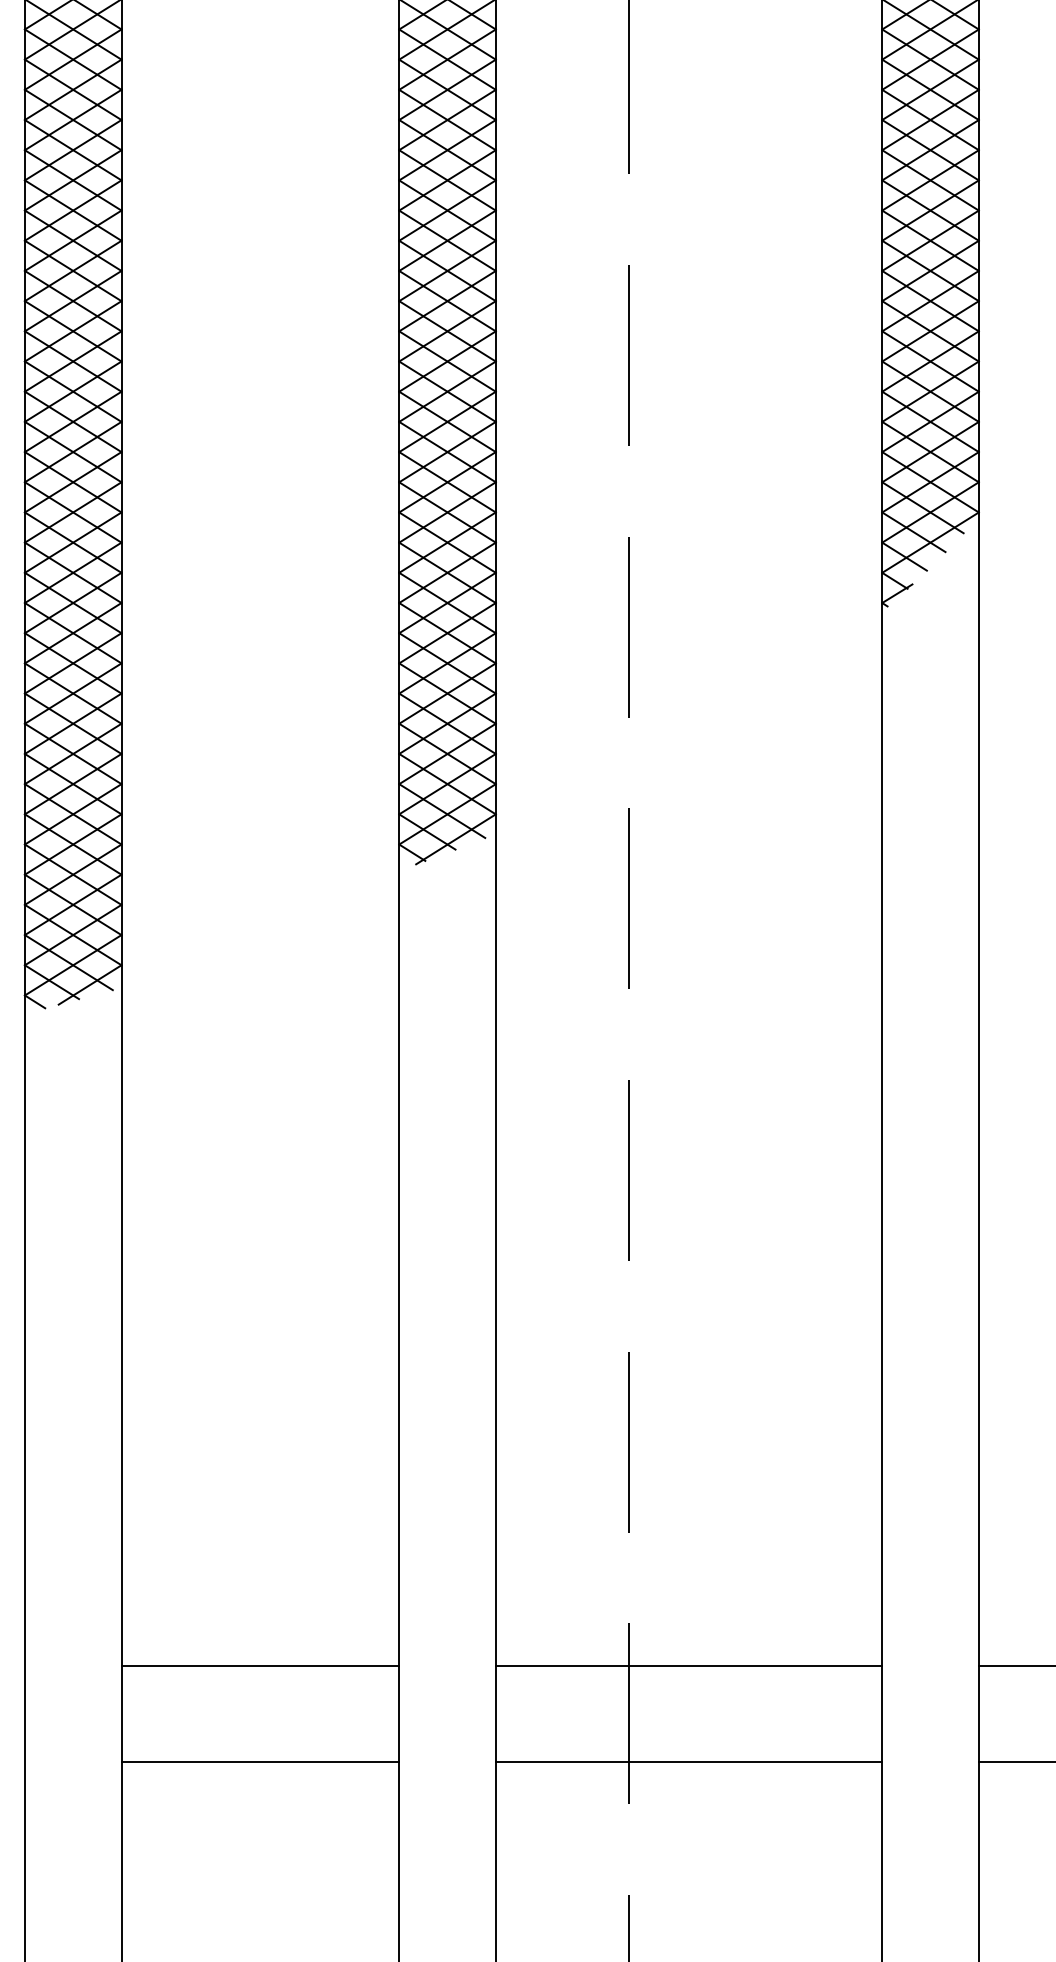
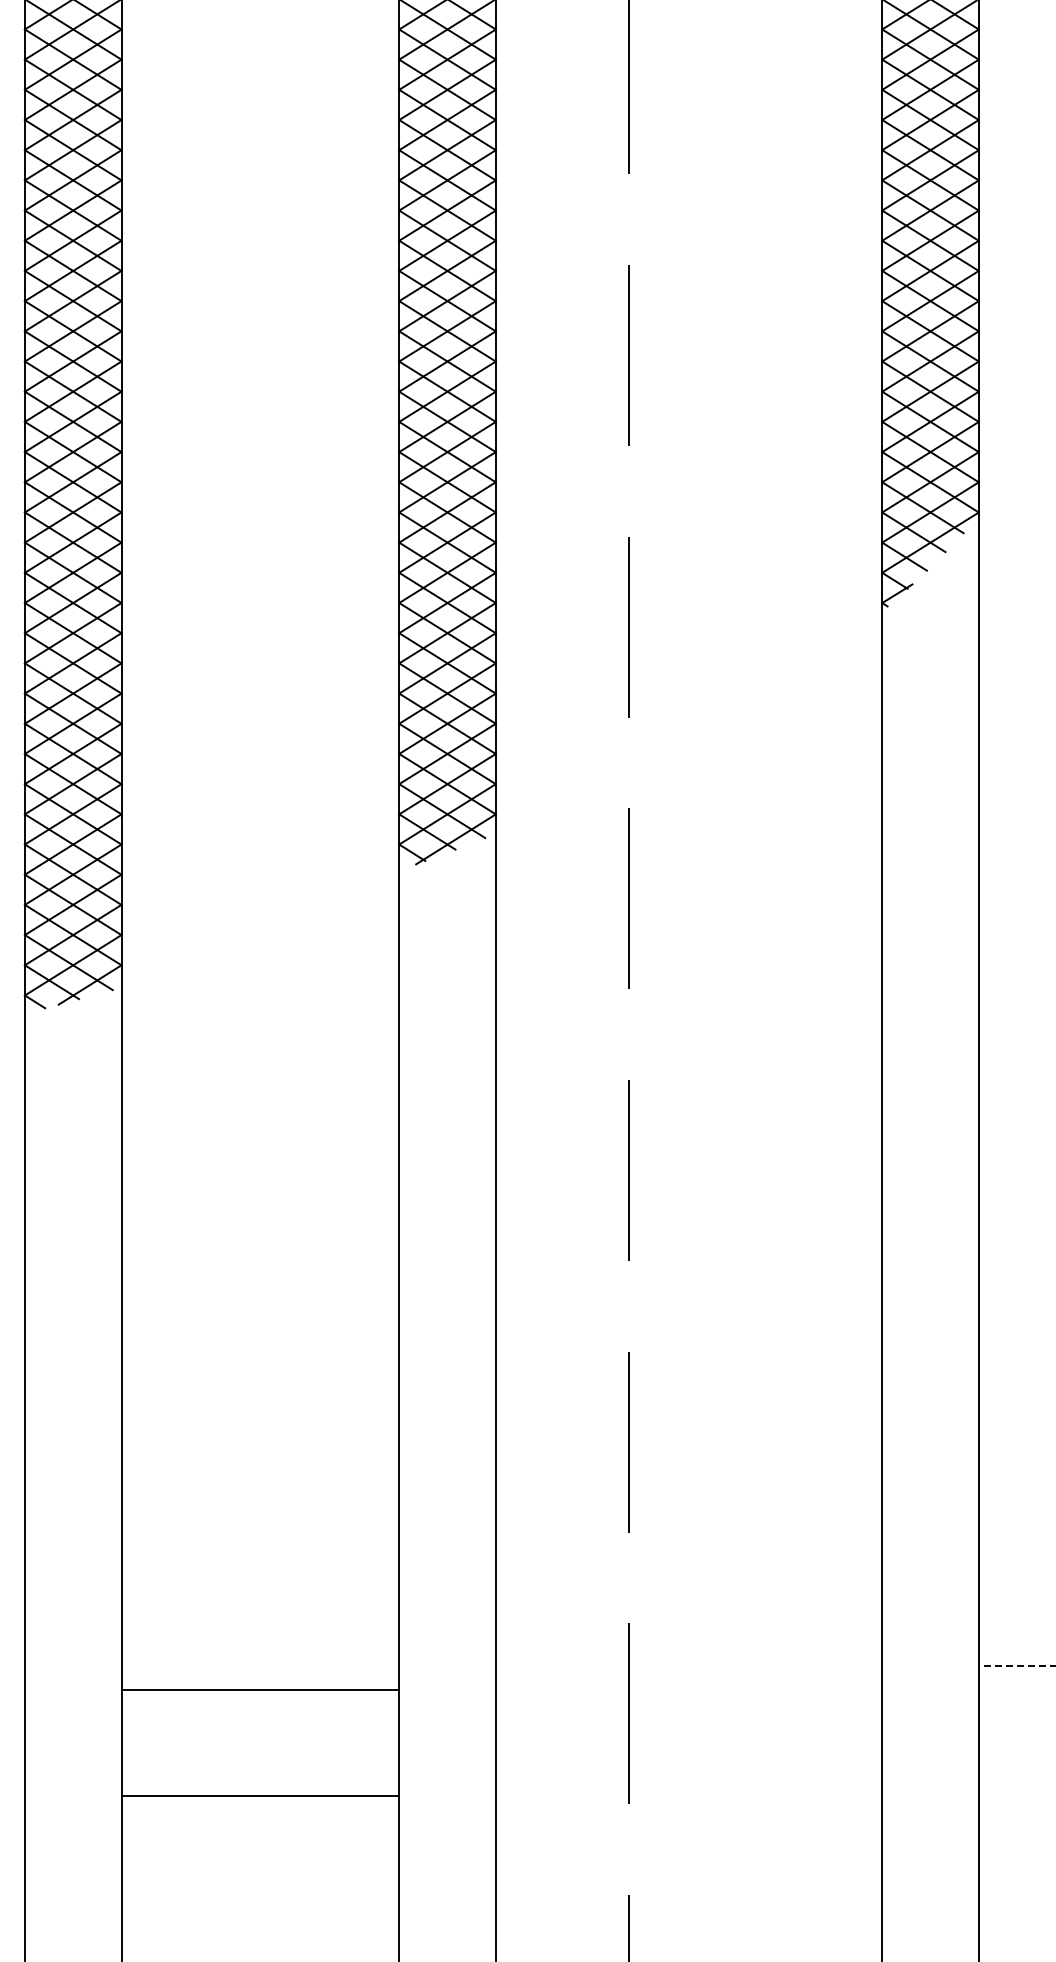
line position: (260, 1665) -> (260, 1689) (260, 1689)
line: present -> none (688, 1665)
line: solid -> dashed (1016, 1665)
line position: (260, 1762) -> (260, 1796) (260, 1796)
line: present -> none (688, 1762)
line: present -> none (1015, 1762)
